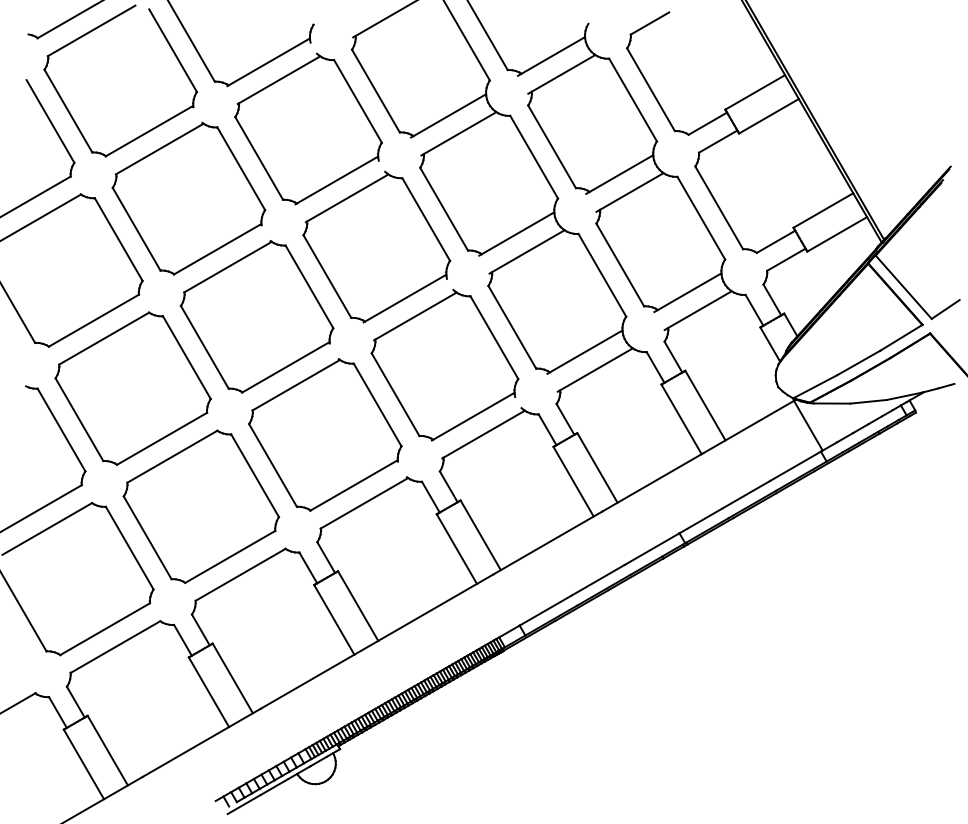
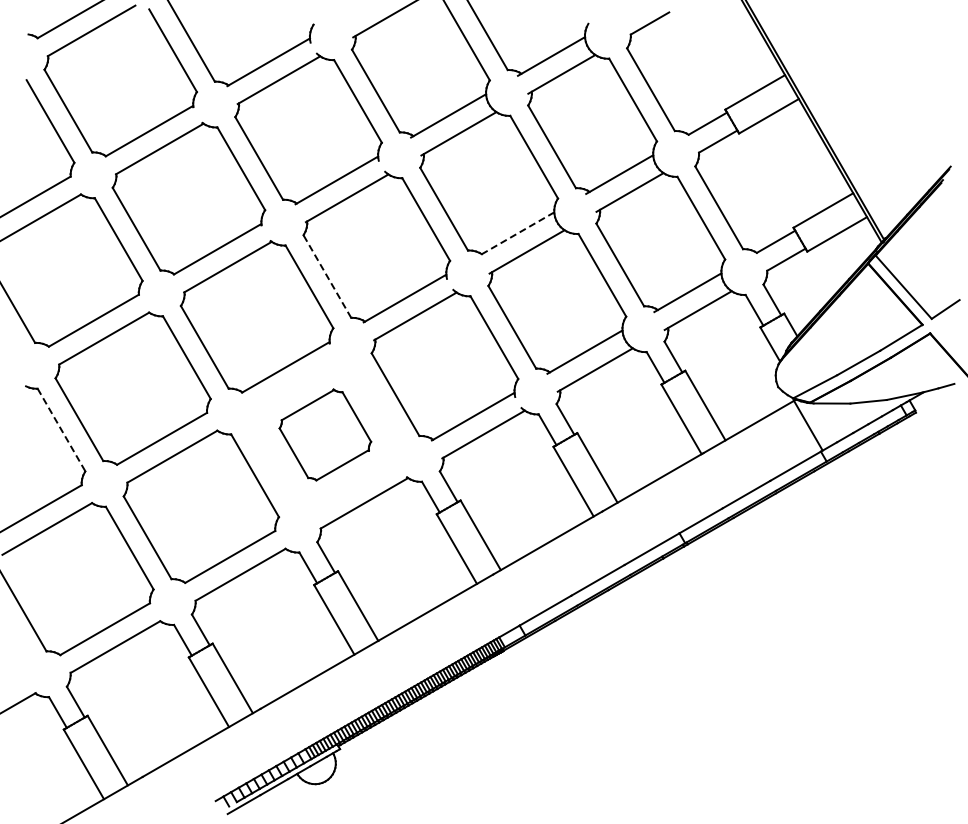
line: solid -> dashed (516, 234)
line: solid -> dashed (327, 276)
line: solid -> dashed (61, 430)
part size: 155x154 px -> 95x94 px (325, 434)
